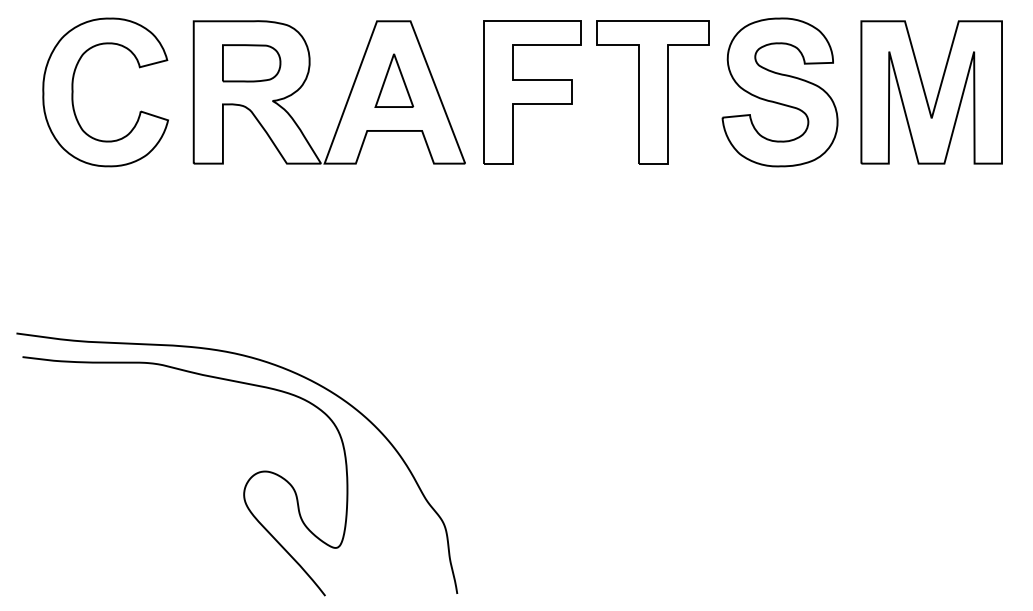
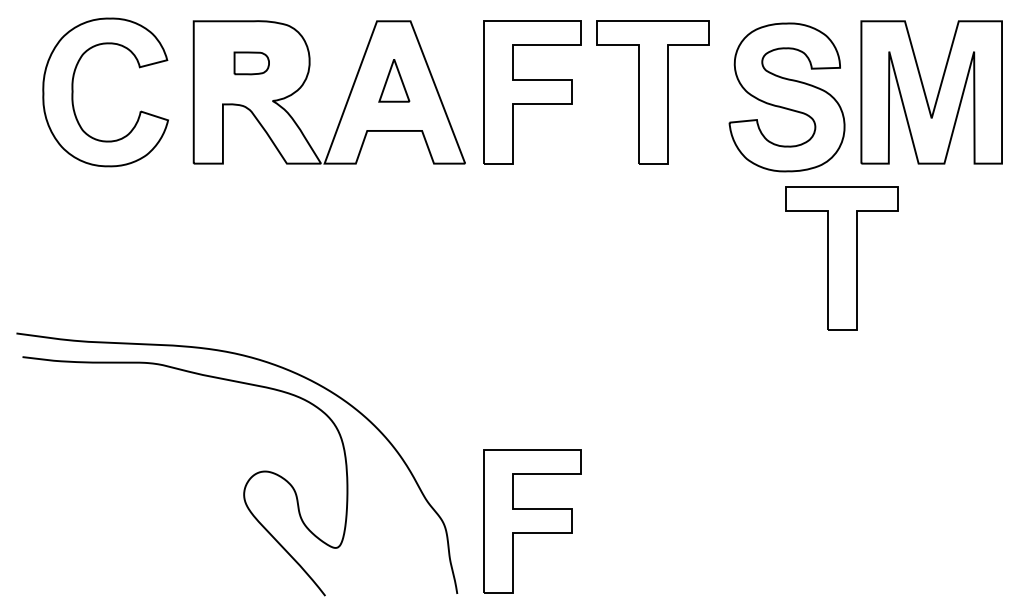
part size: 60x39 px -> 37x25 px (251, 63)
part size: 41x55 px -> 33x44 px (394, 80)
part position: (779, 92) -> (786, 97) (786, 97)
part: none -> present (841, 258)
part: none -> present (532, 521)
